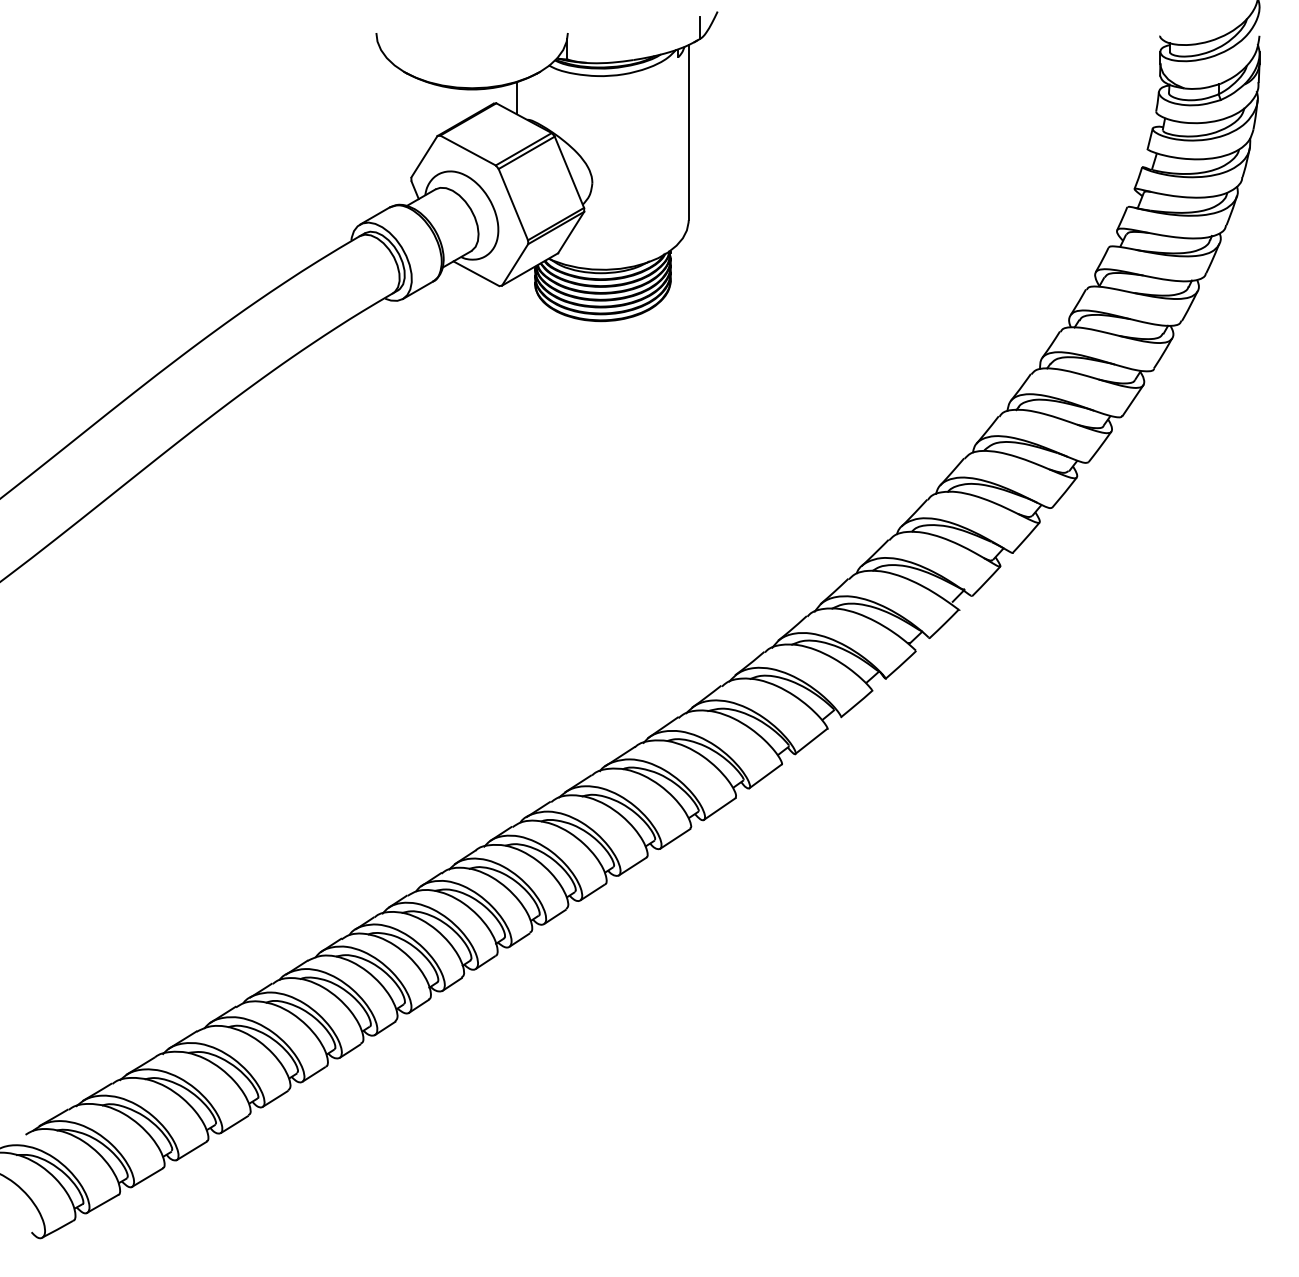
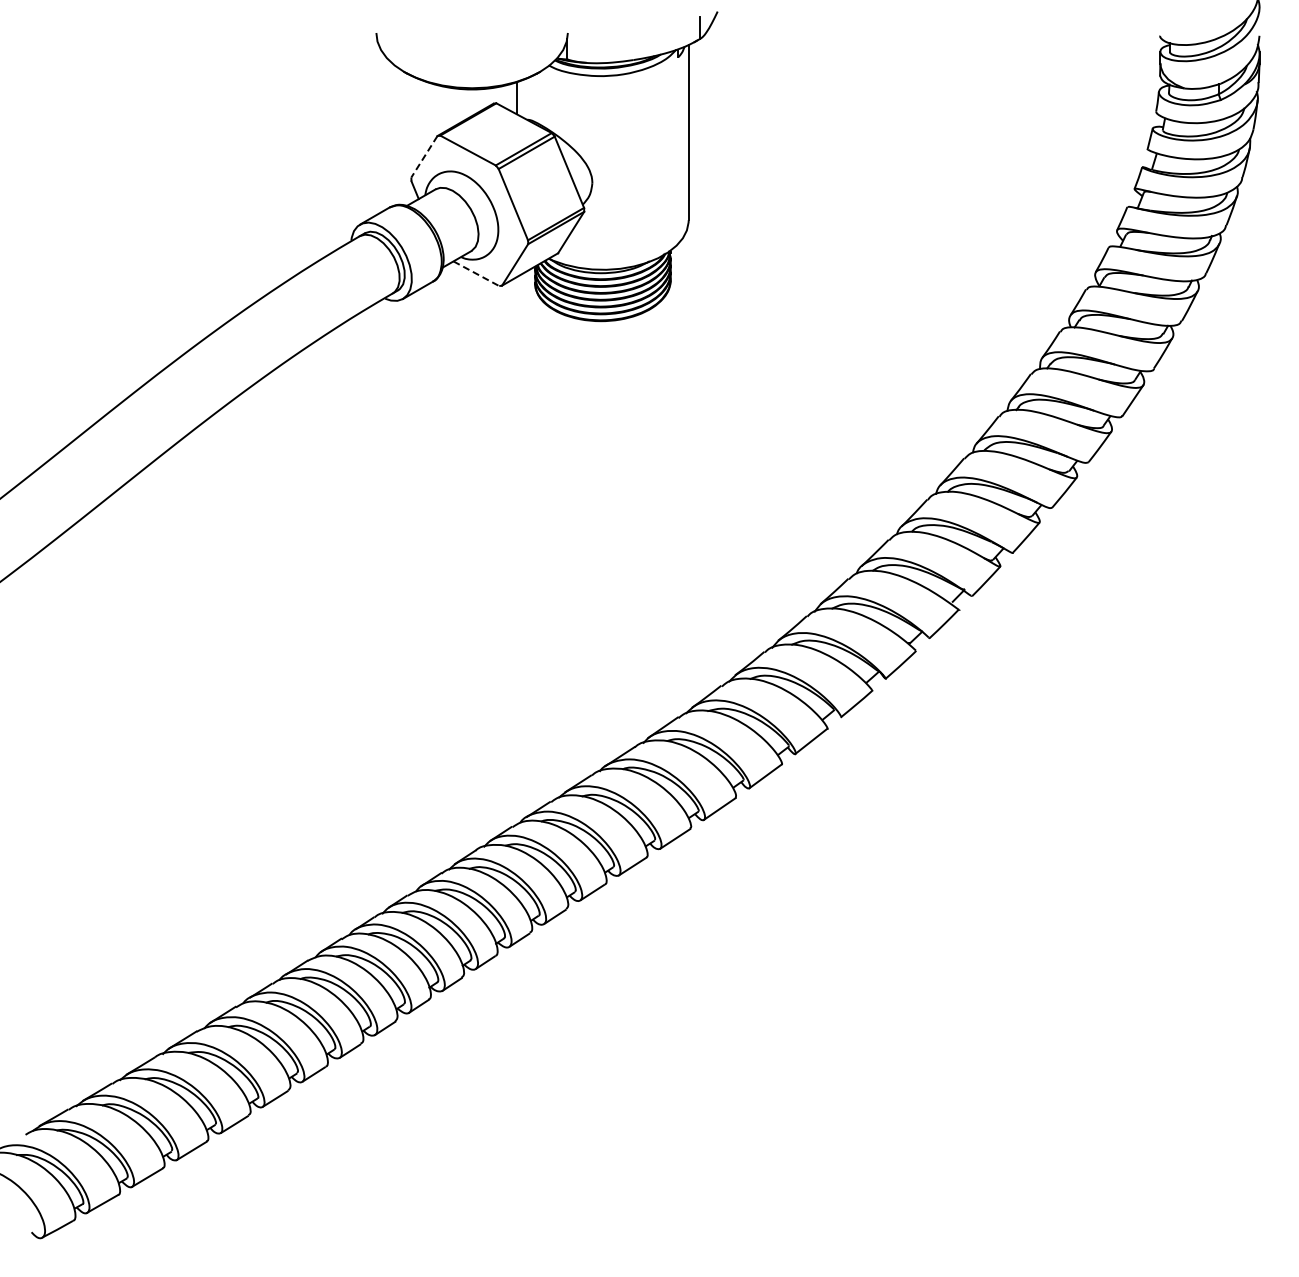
line: solid -> dashed (424, 157)
line: solid -> dashed (476, 273)
